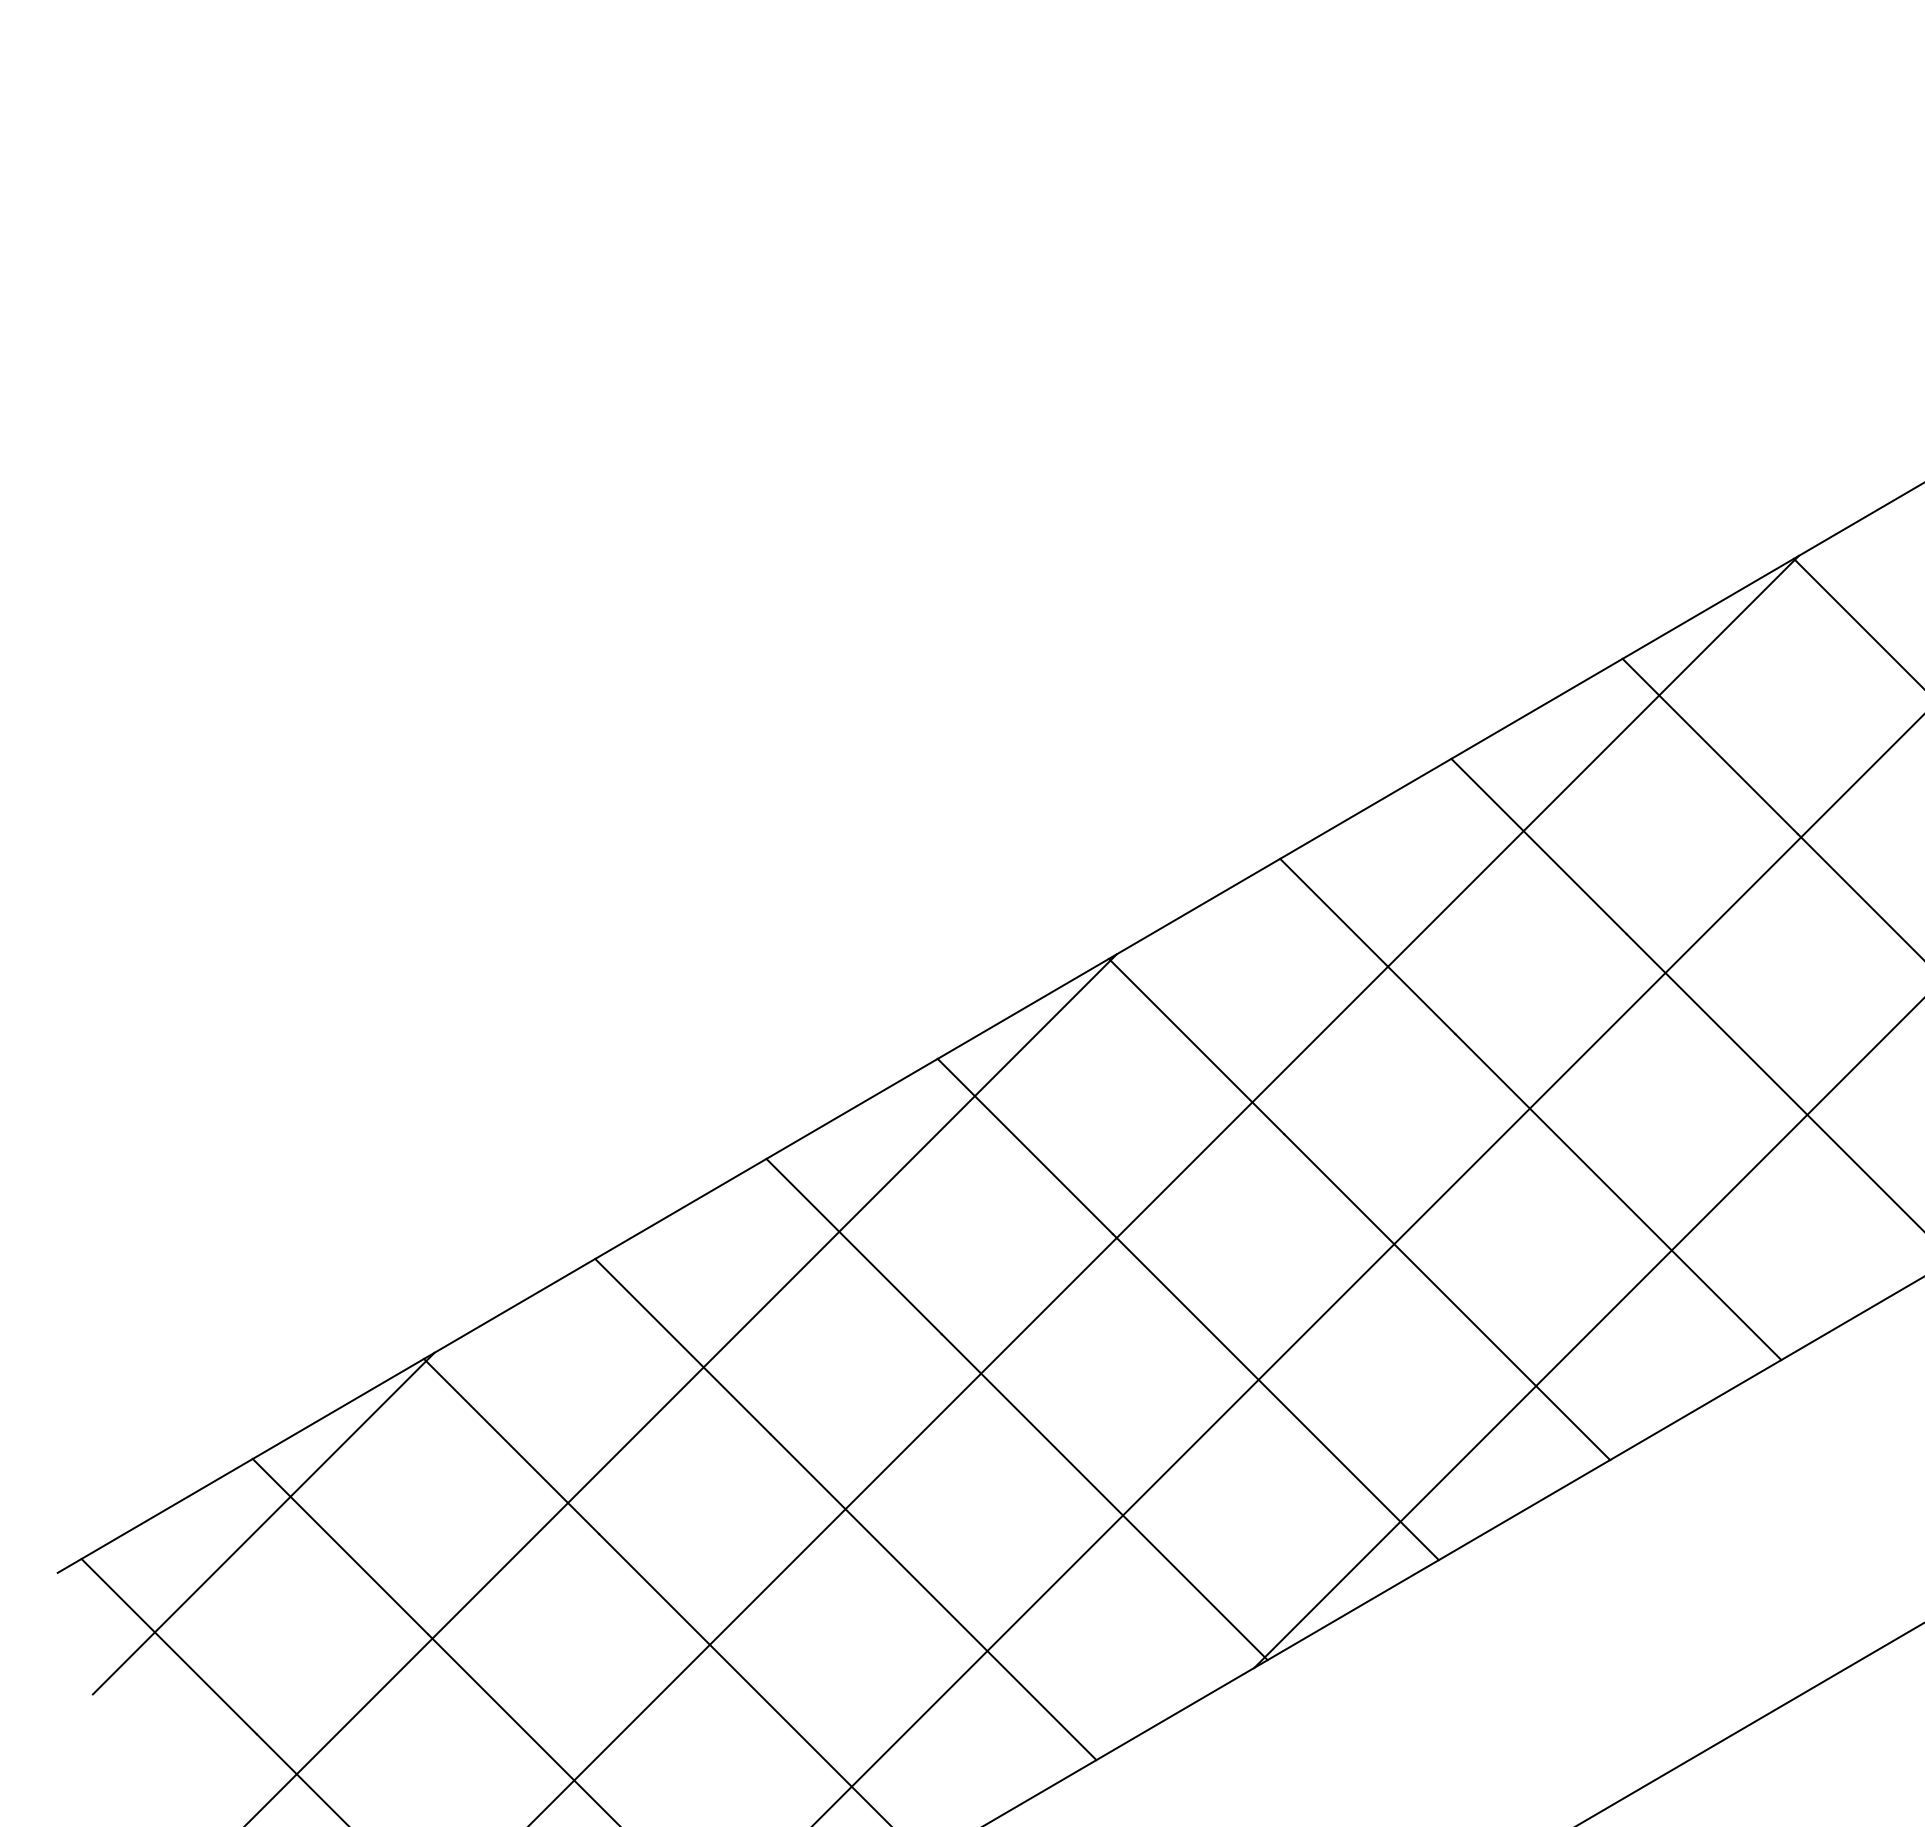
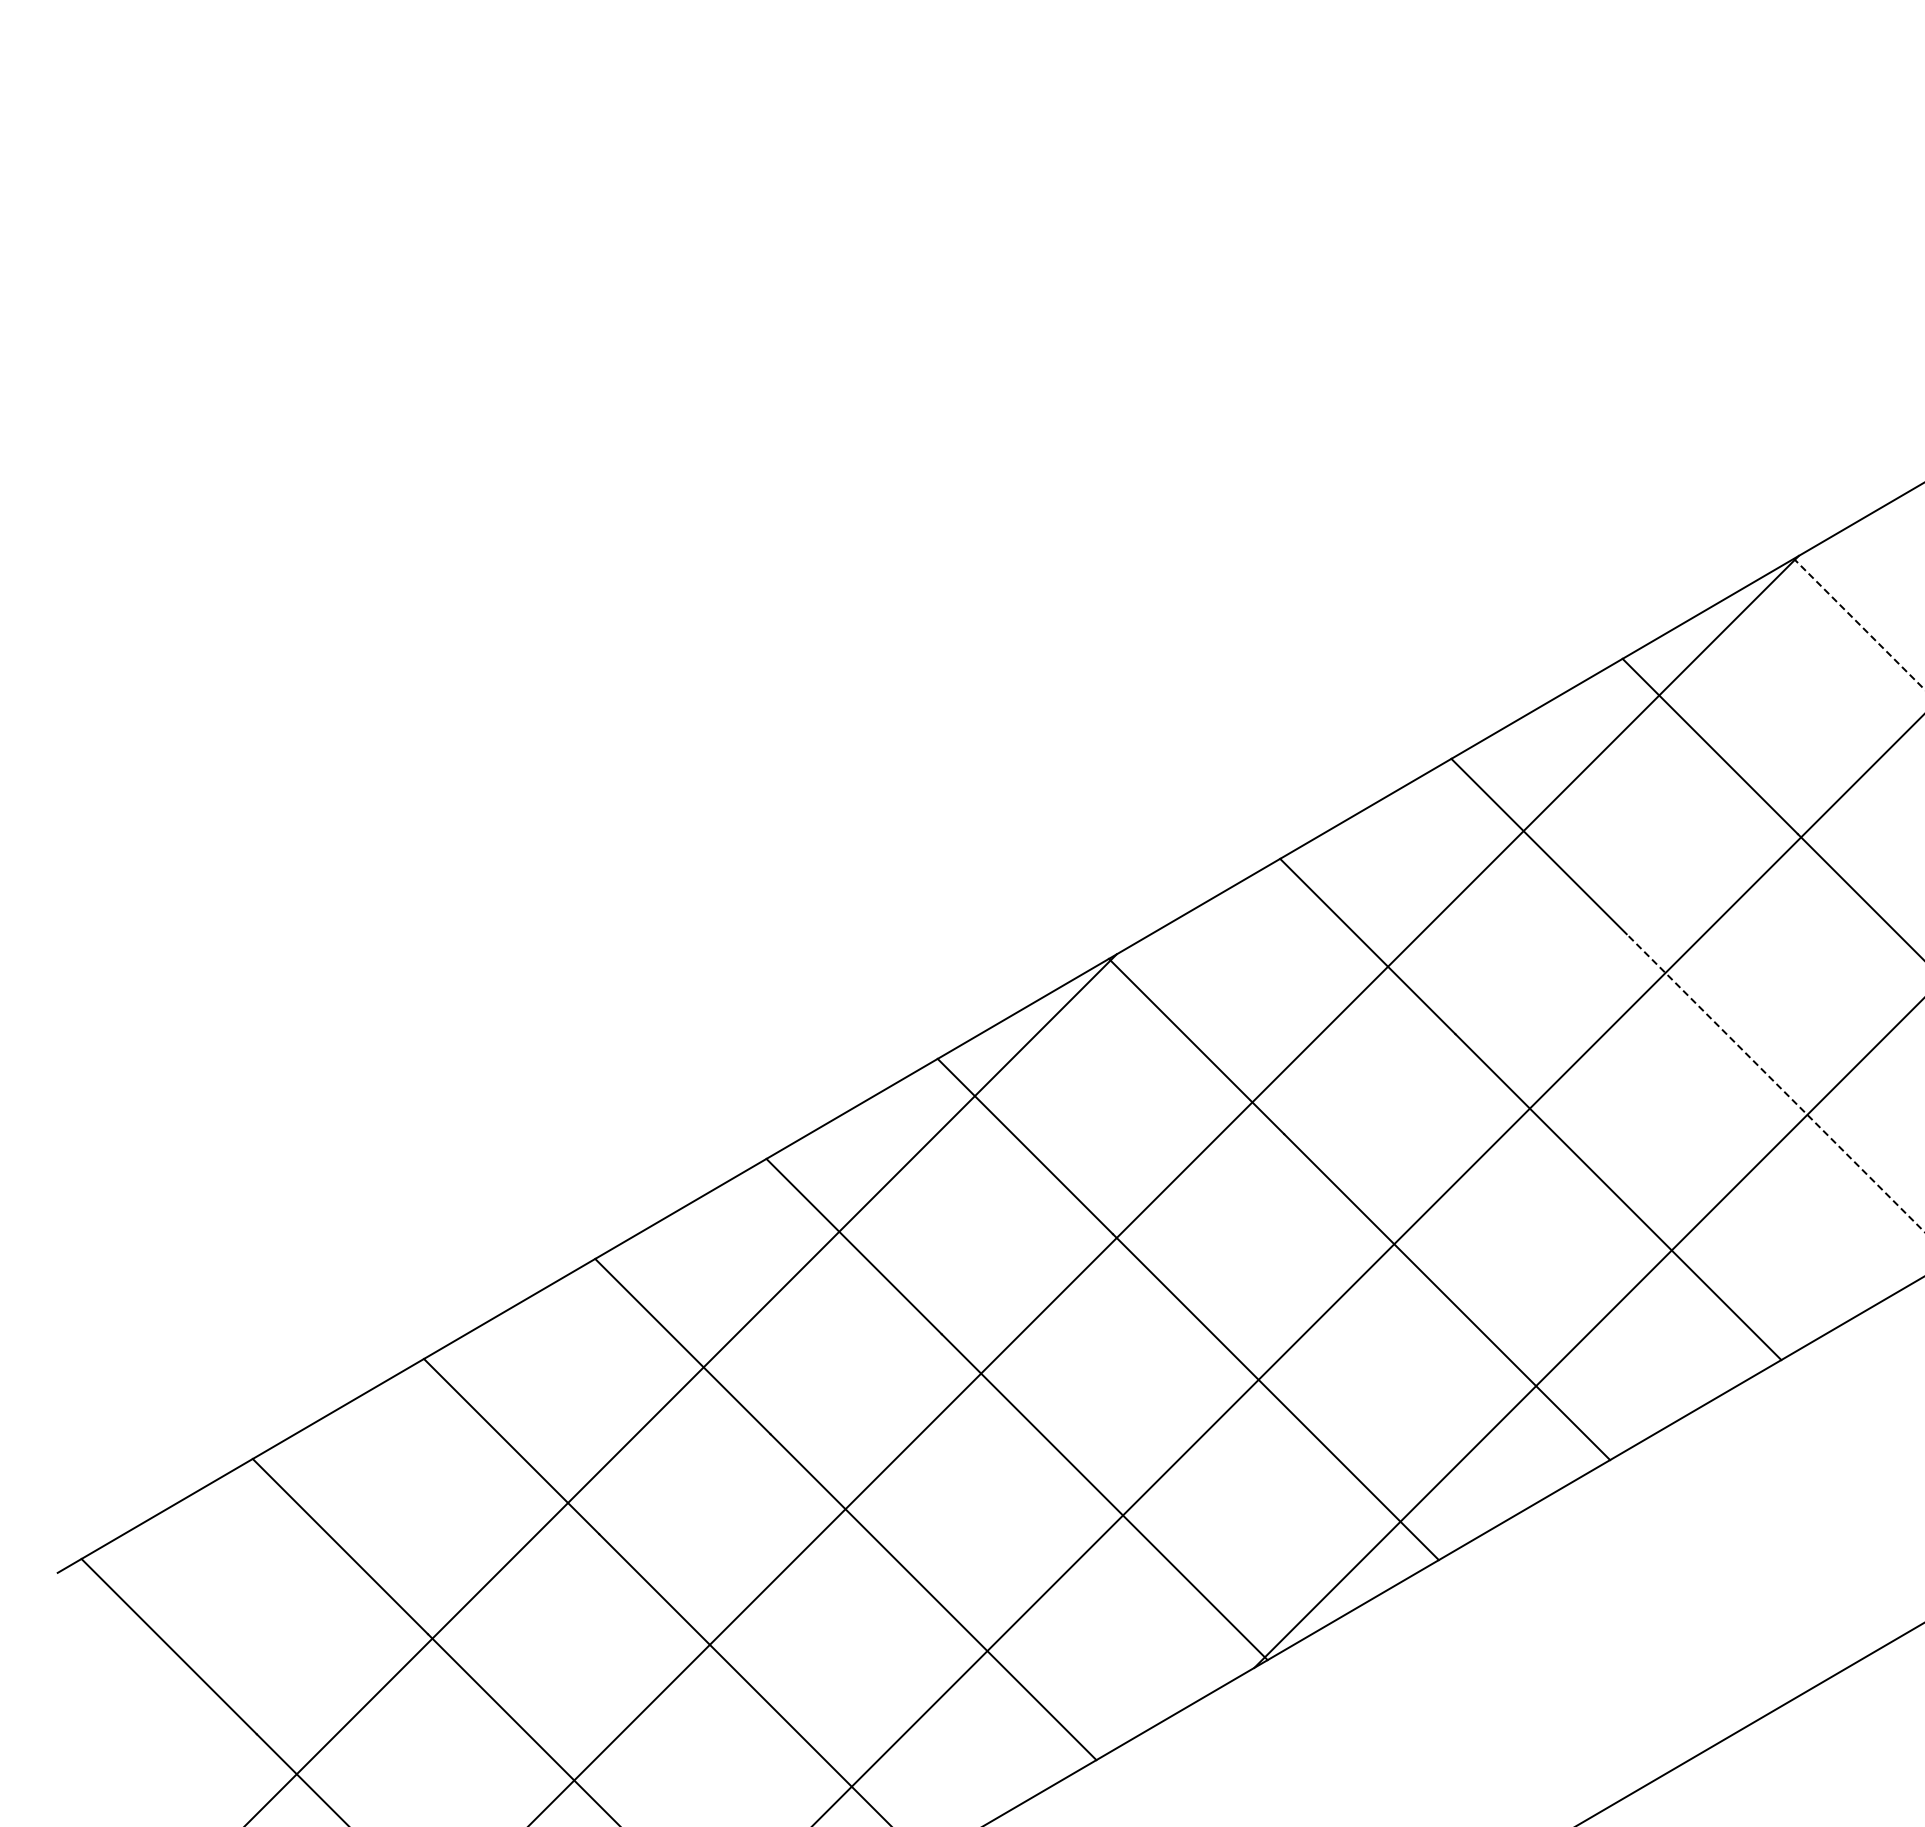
line: solid -> dashed (1858, 623)
line: solid -> dashed (1775, 1082)
line: present -> none (263, 1523)
